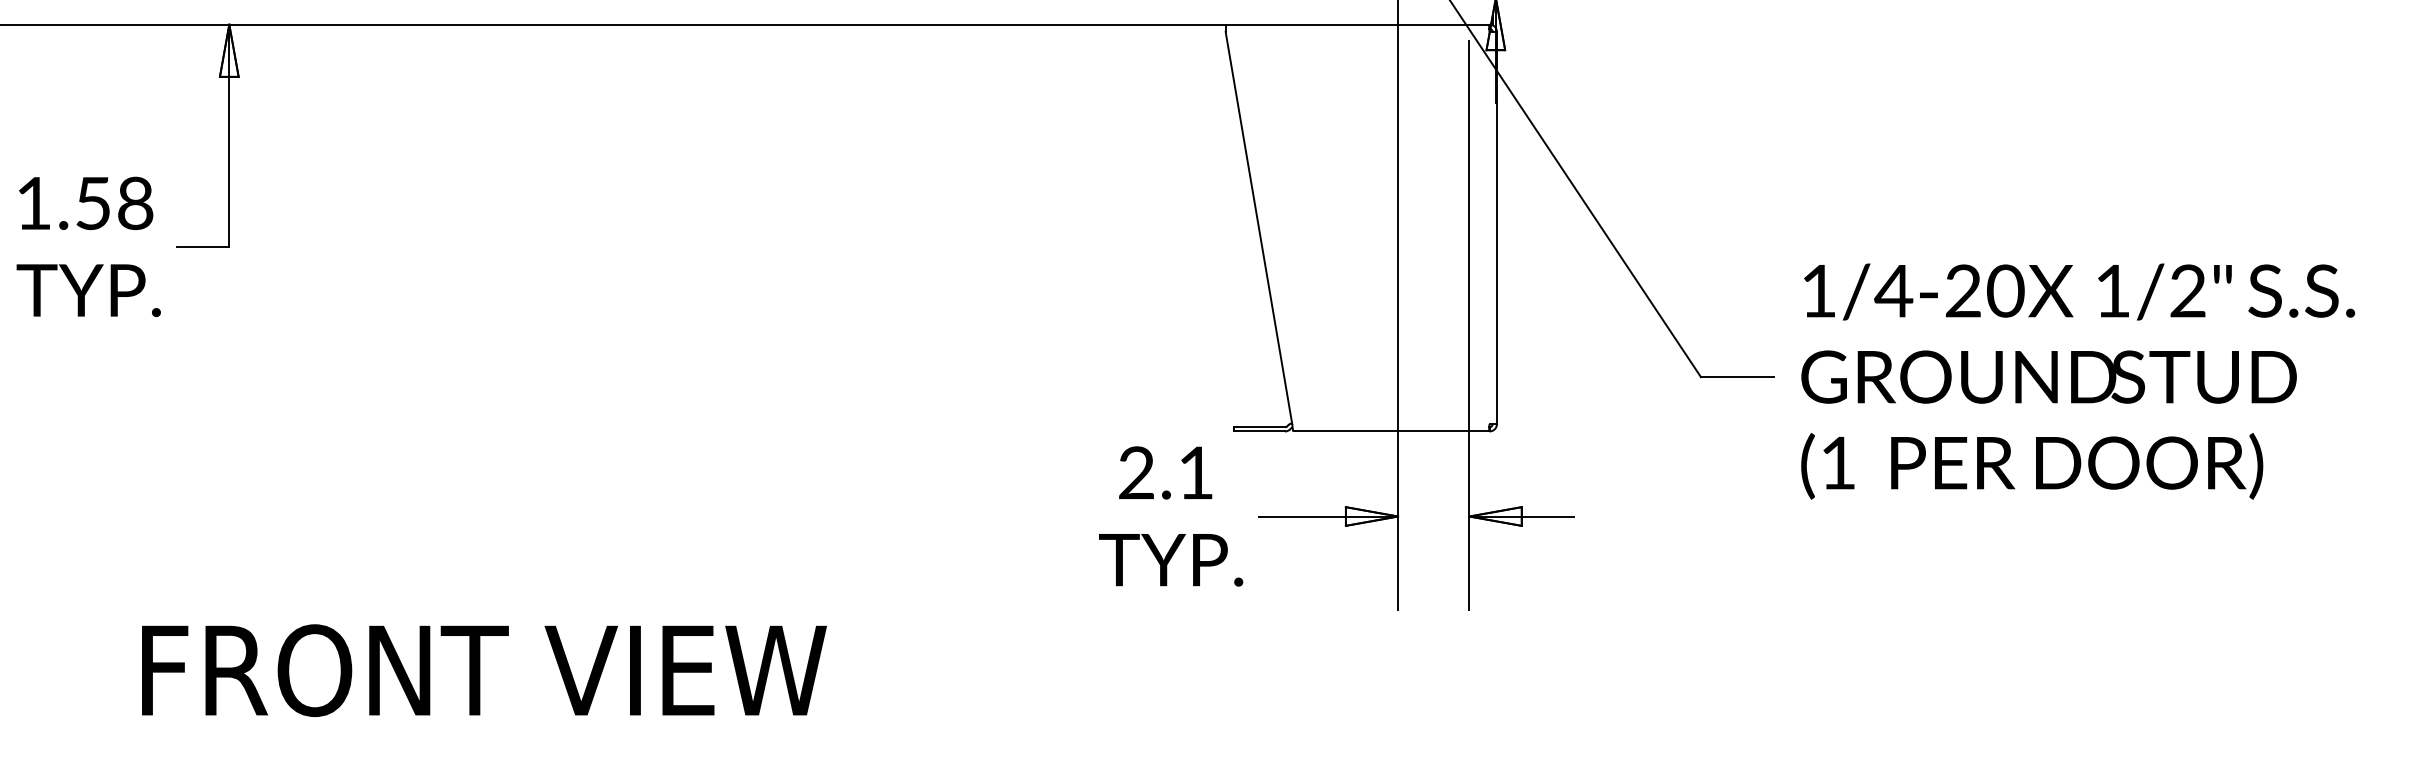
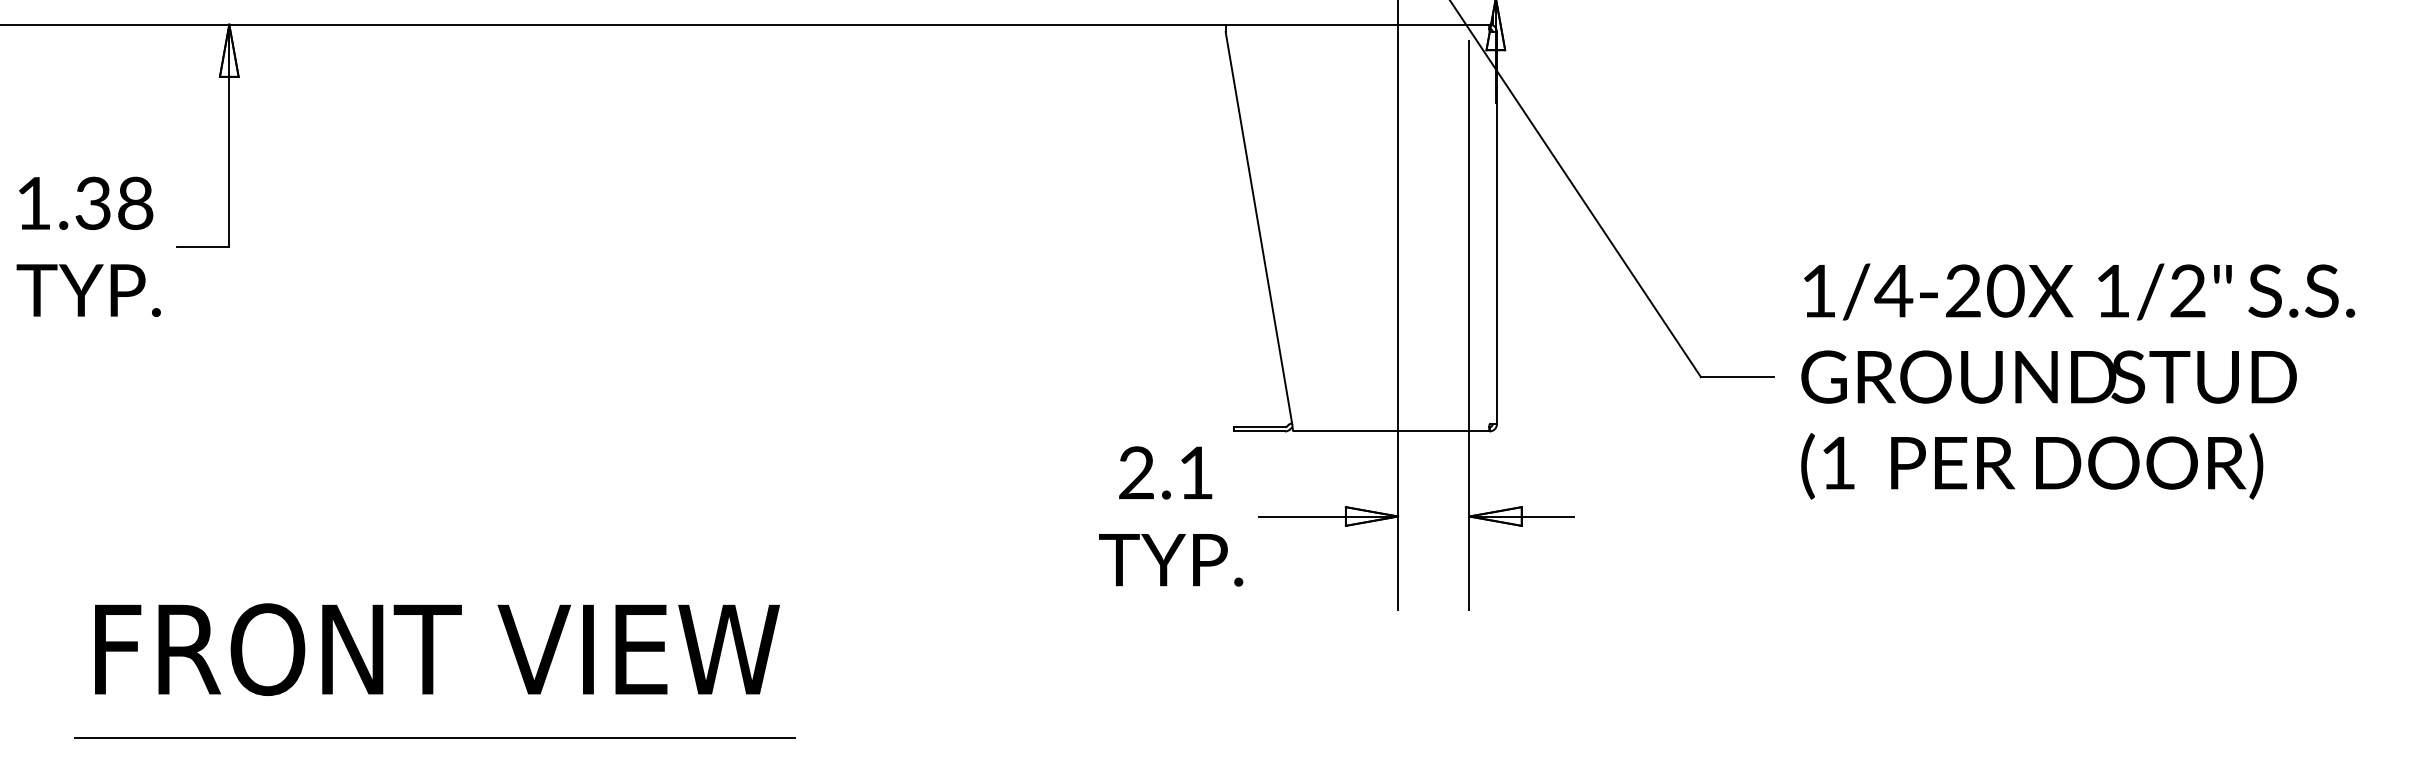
text: 1.58 -> 1.38 (92, 203)
text position: (484, 670) -> (437, 649) (437, 649)
line: none -> present (434, 738)
